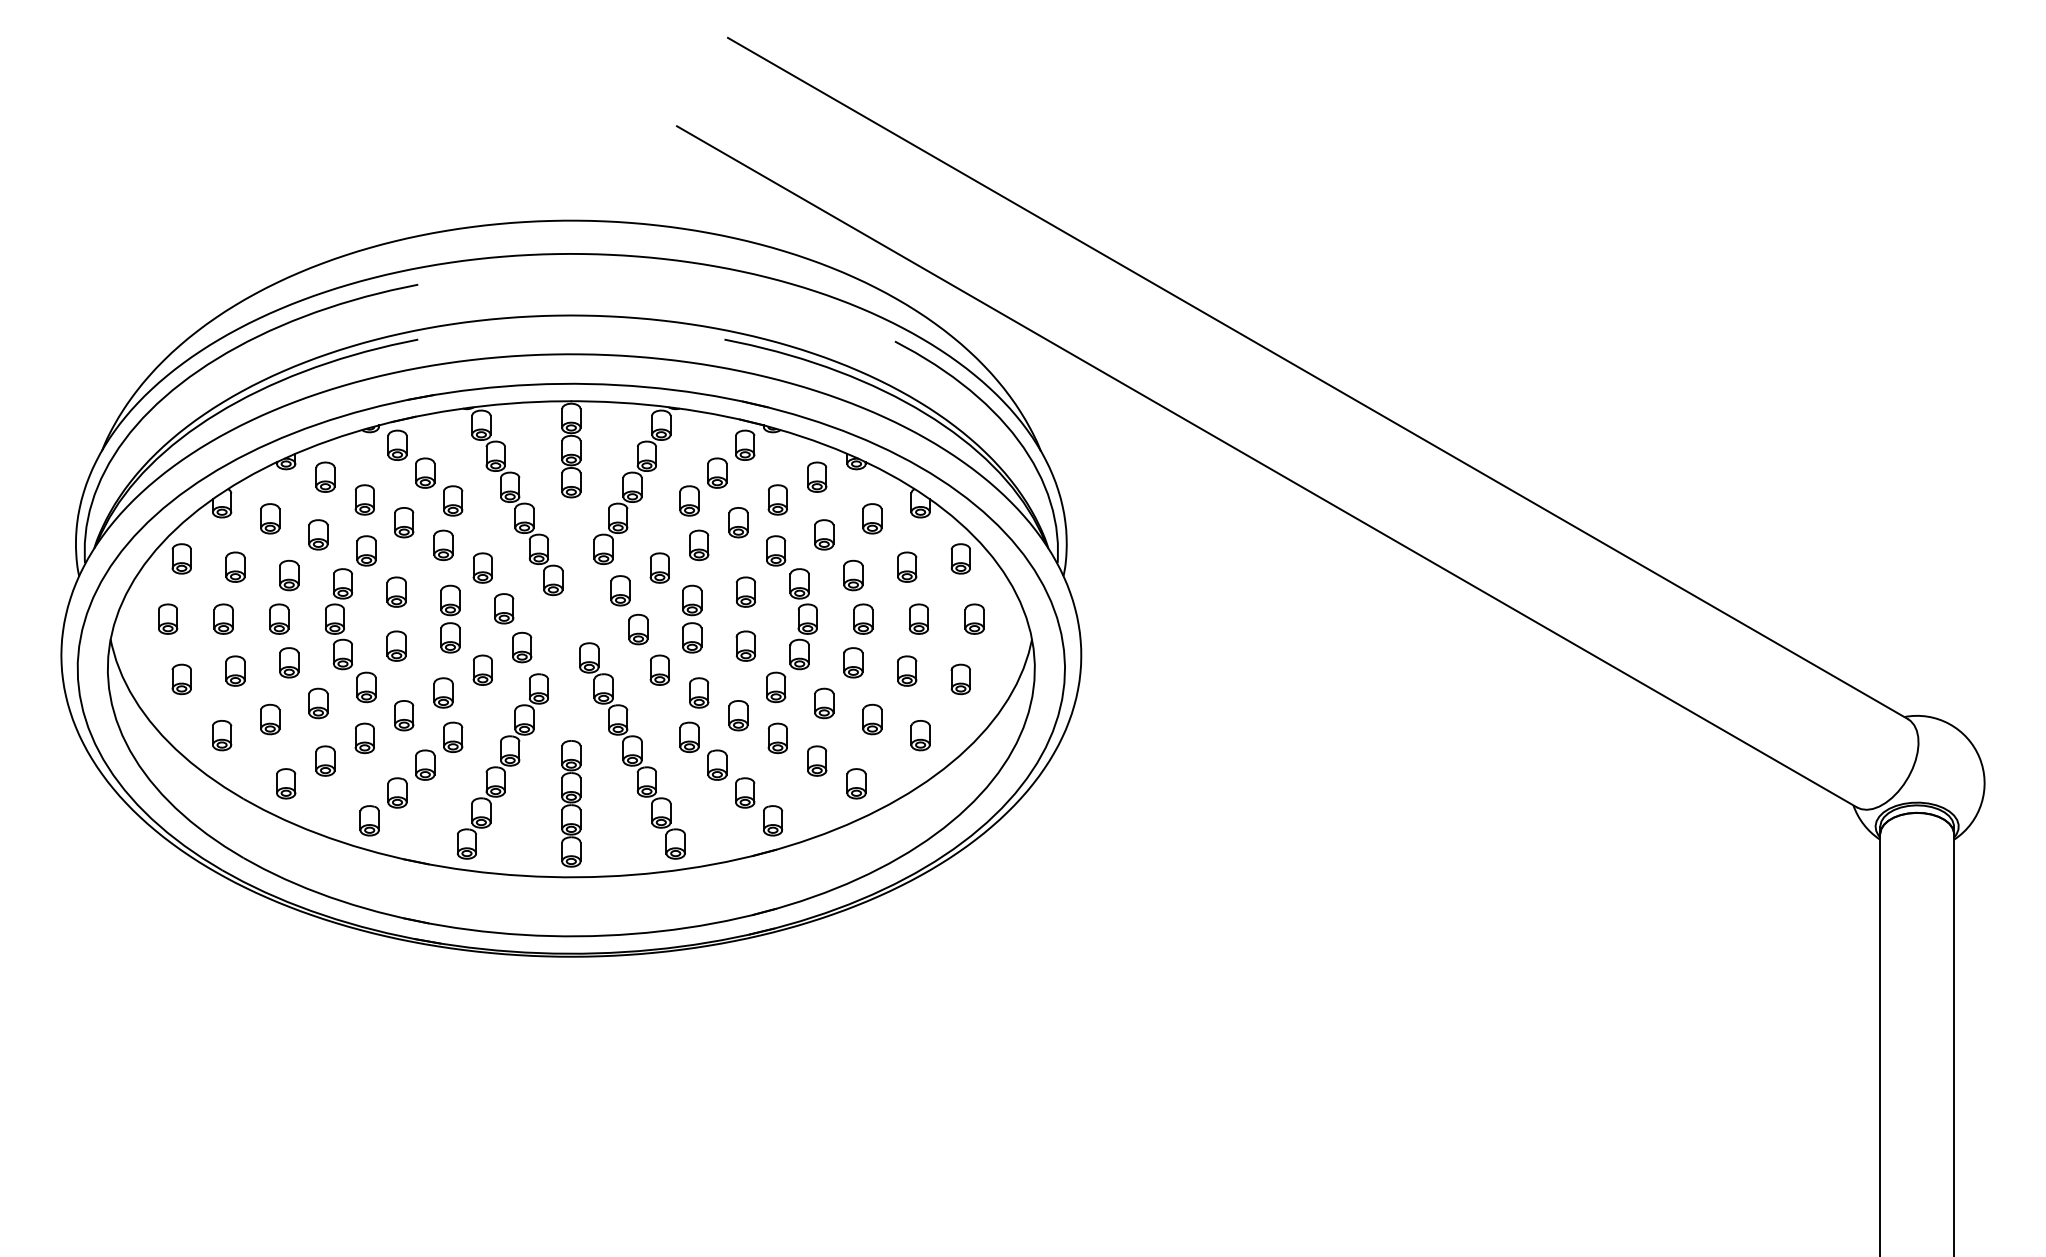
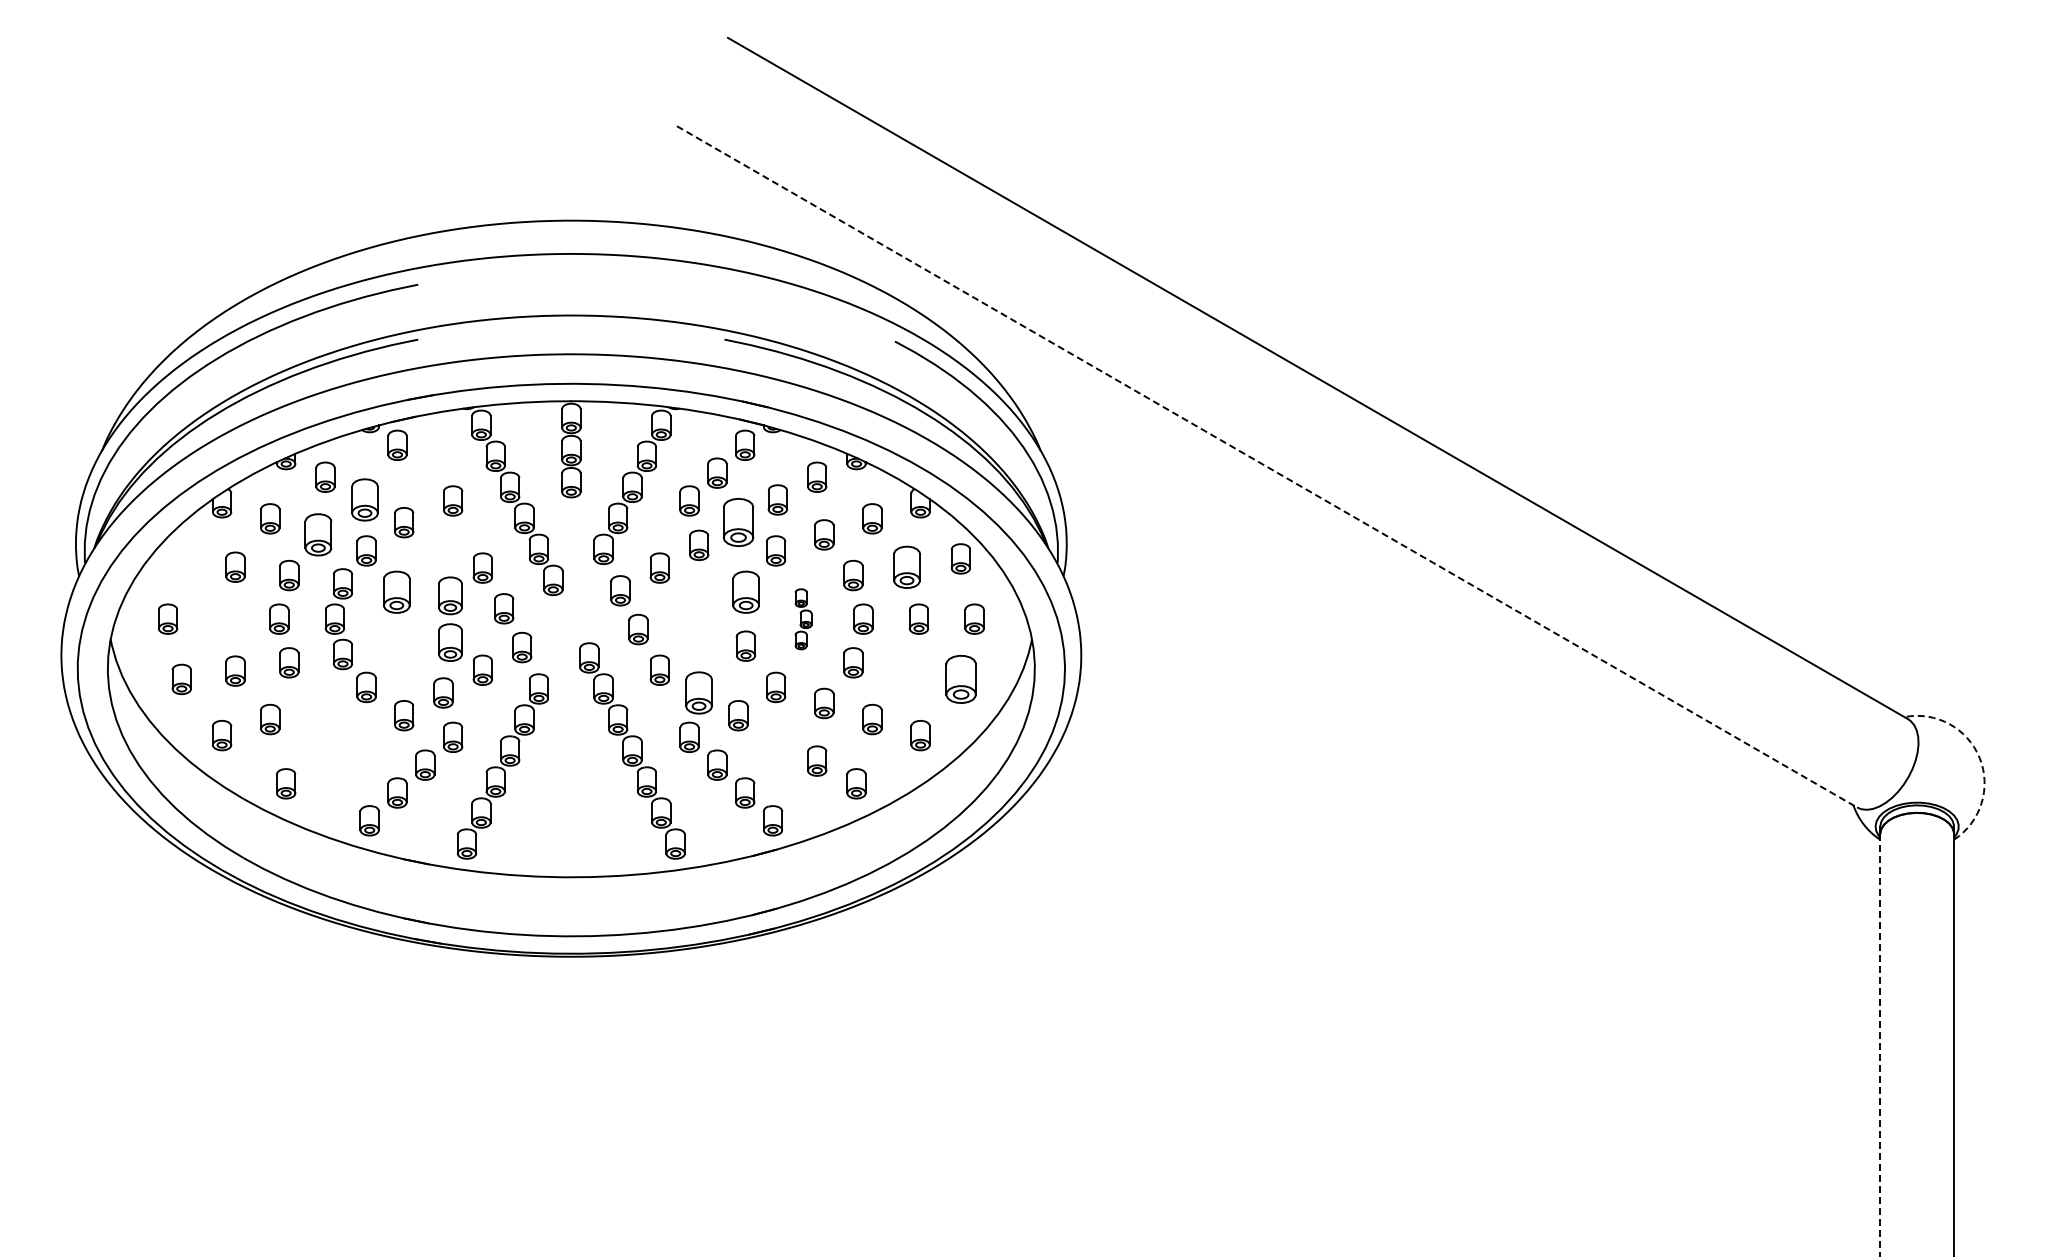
line: solid -> dashed (1267, 467)
part: present -> none (425, 472)
part size: 21x32 px -> 28x44 px (364, 499)
part size: 21x32 px -> 33x51 px (738, 522)
part size: 21x32 px -> 29x44 px (318, 534)
part: present -> none (443, 545)
part: present -> none (181, 558)
part size: 21x32 px -> 28x44 px (906, 566)
part size: 21x32 px -> 28x44 px (396, 591)
part size: 21x32 px -> 28x44 px (745, 591)
part: present -> none (223, 618)
part size: 21x70 px -> 25x86 px (450, 618)
part: present -> none (692, 618)
part size: 29x103 px -> 19x63 px (803, 619)
part: present -> none (396, 645)
part: present -> none (907, 670)
part size: 21x33 px -> 32x50 px (960, 678)
part size: 21x32 px -> 28x44 px (698, 692)
part: present -> none (318, 703)
part: present -> none (364, 738)
part: present -> none (777, 738)
arc: solid -> dashed (1979, 757)
part: present -> none (325, 760)
part: present -> none (571, 803)
line: solid -> dashed (1880, 1045)
